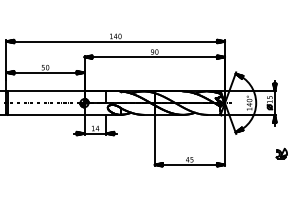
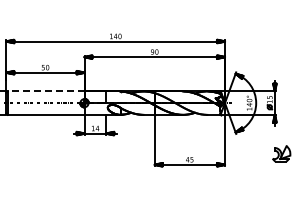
line: solid -> dashed (45, 91)
part size: 13x13 px -> 20x18 px (281, 153)
